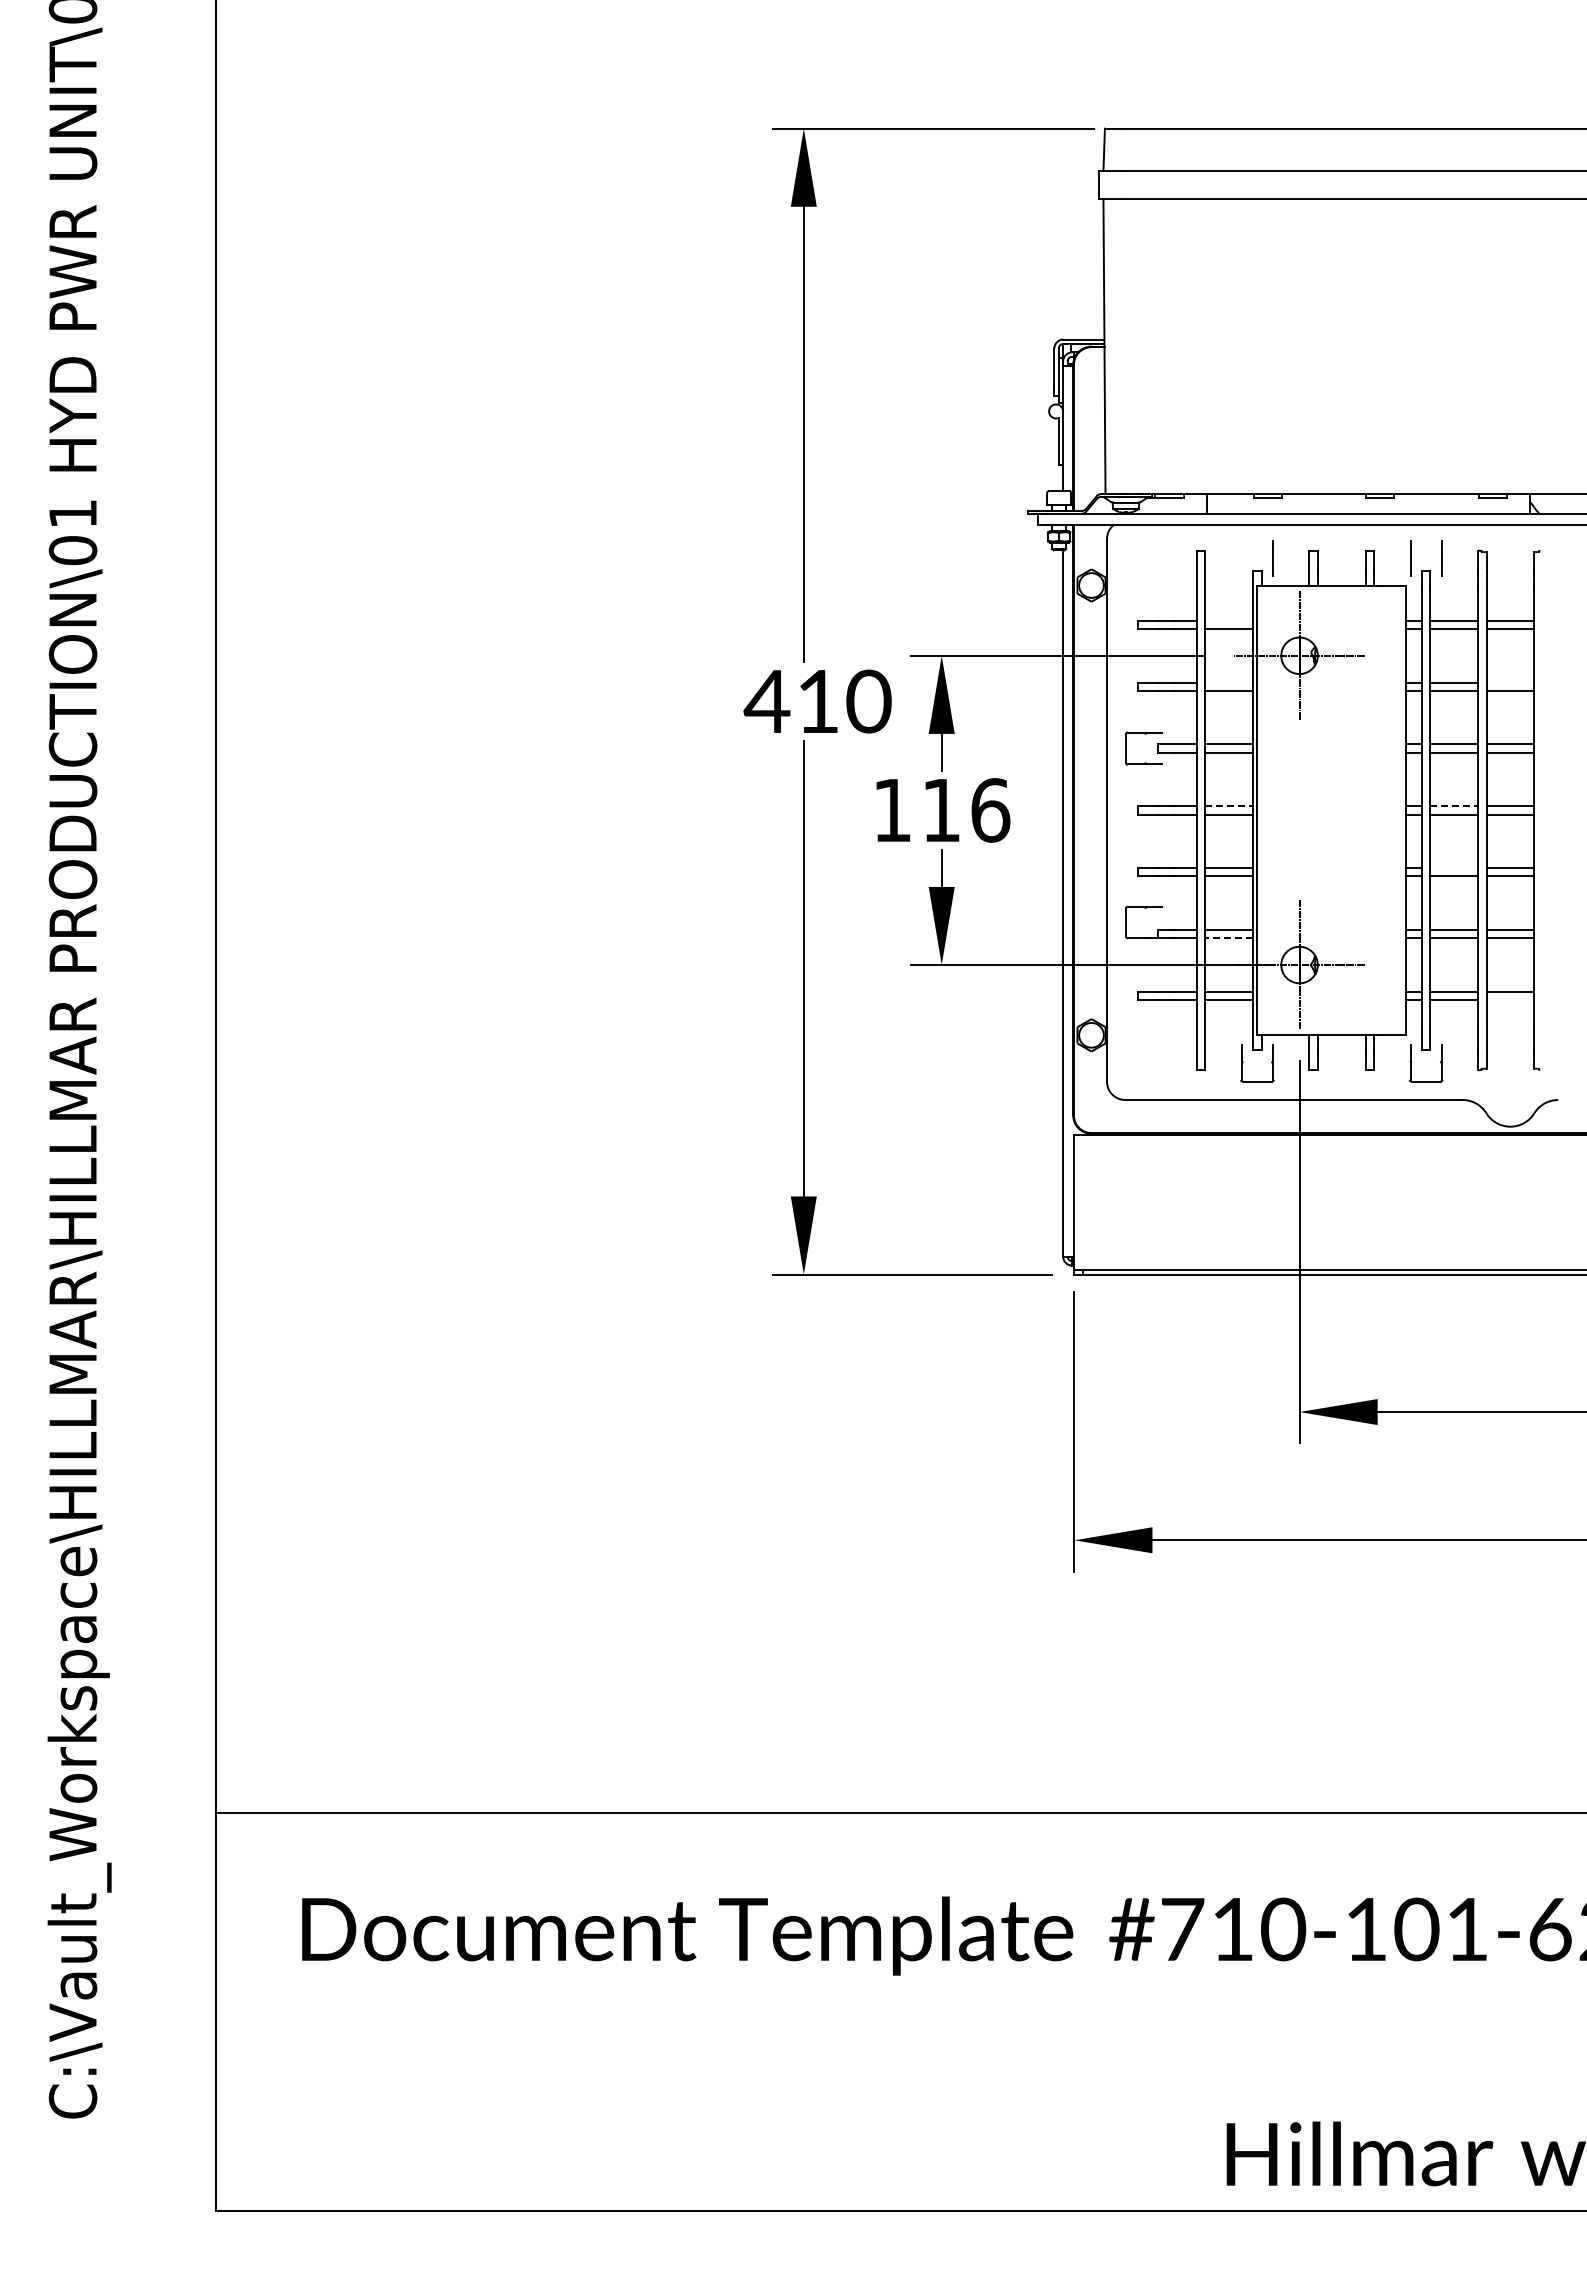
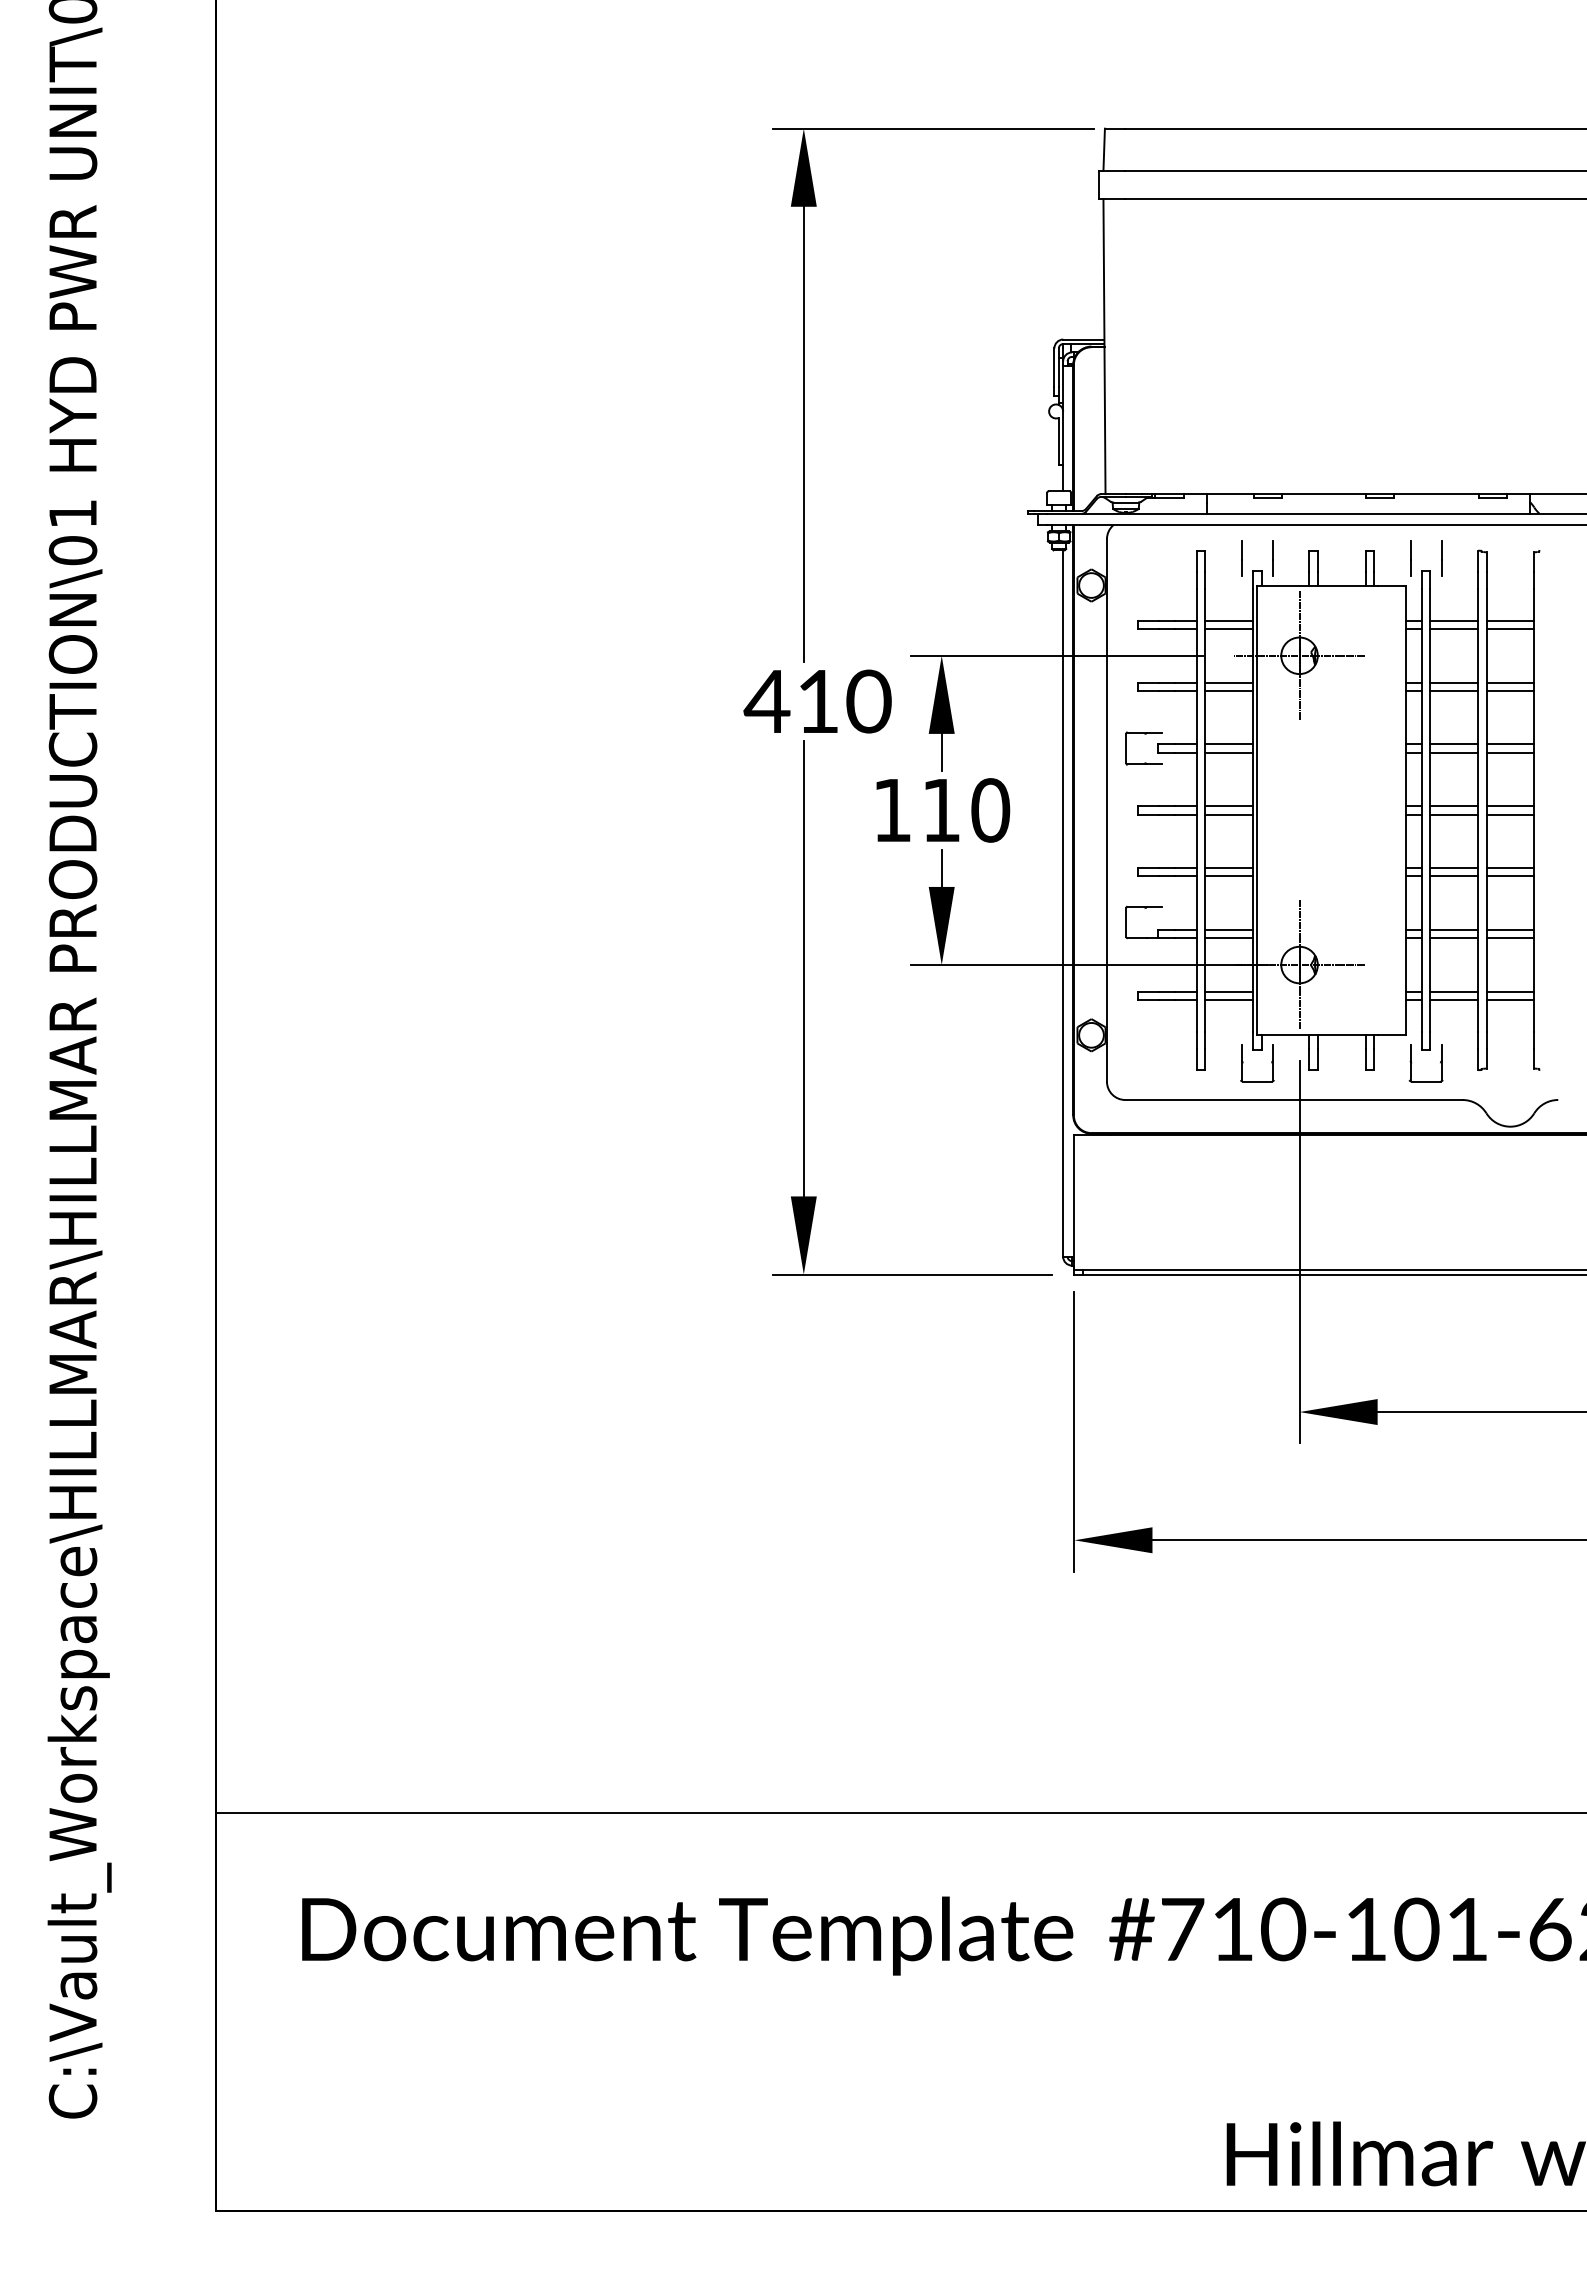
line: none -> present (1241, 558)
line: none -> present (1229, 620)
line: none -> present (1229, 682)
line: none -> present (1510, 682)
line: dashed -> solid (1229, 806)
line: dashed -> solid (1454, 806)
text: 116 -> 110 (990, 810)
line: none -> present (1454, 868)
line: dashed -> solid (1229, 938)
line: none -> present (1510, 1000)
